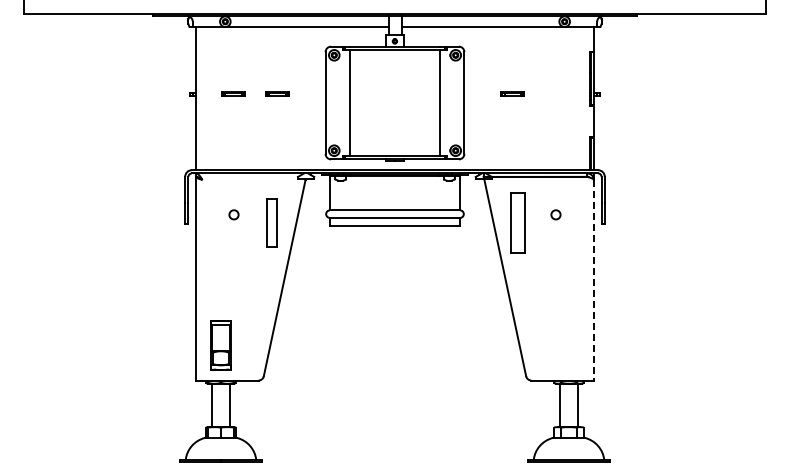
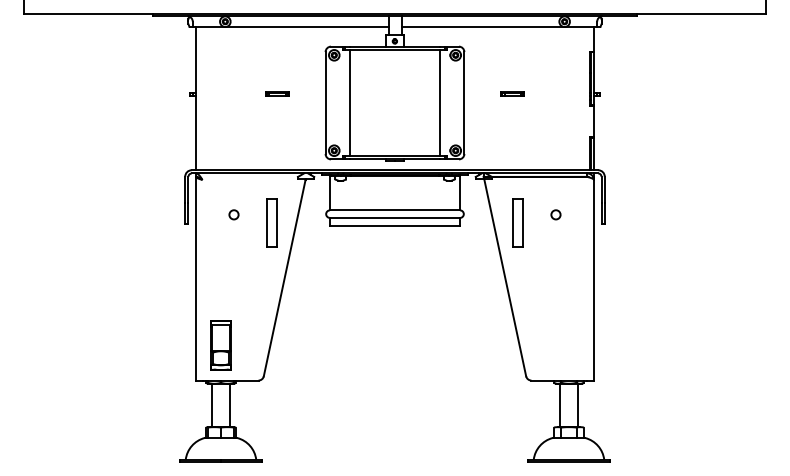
part: present -> none (233, 93)
part size: 16x62 px -> 12x50 px (517, 222)
line: dashed -> solid (593, 280)
